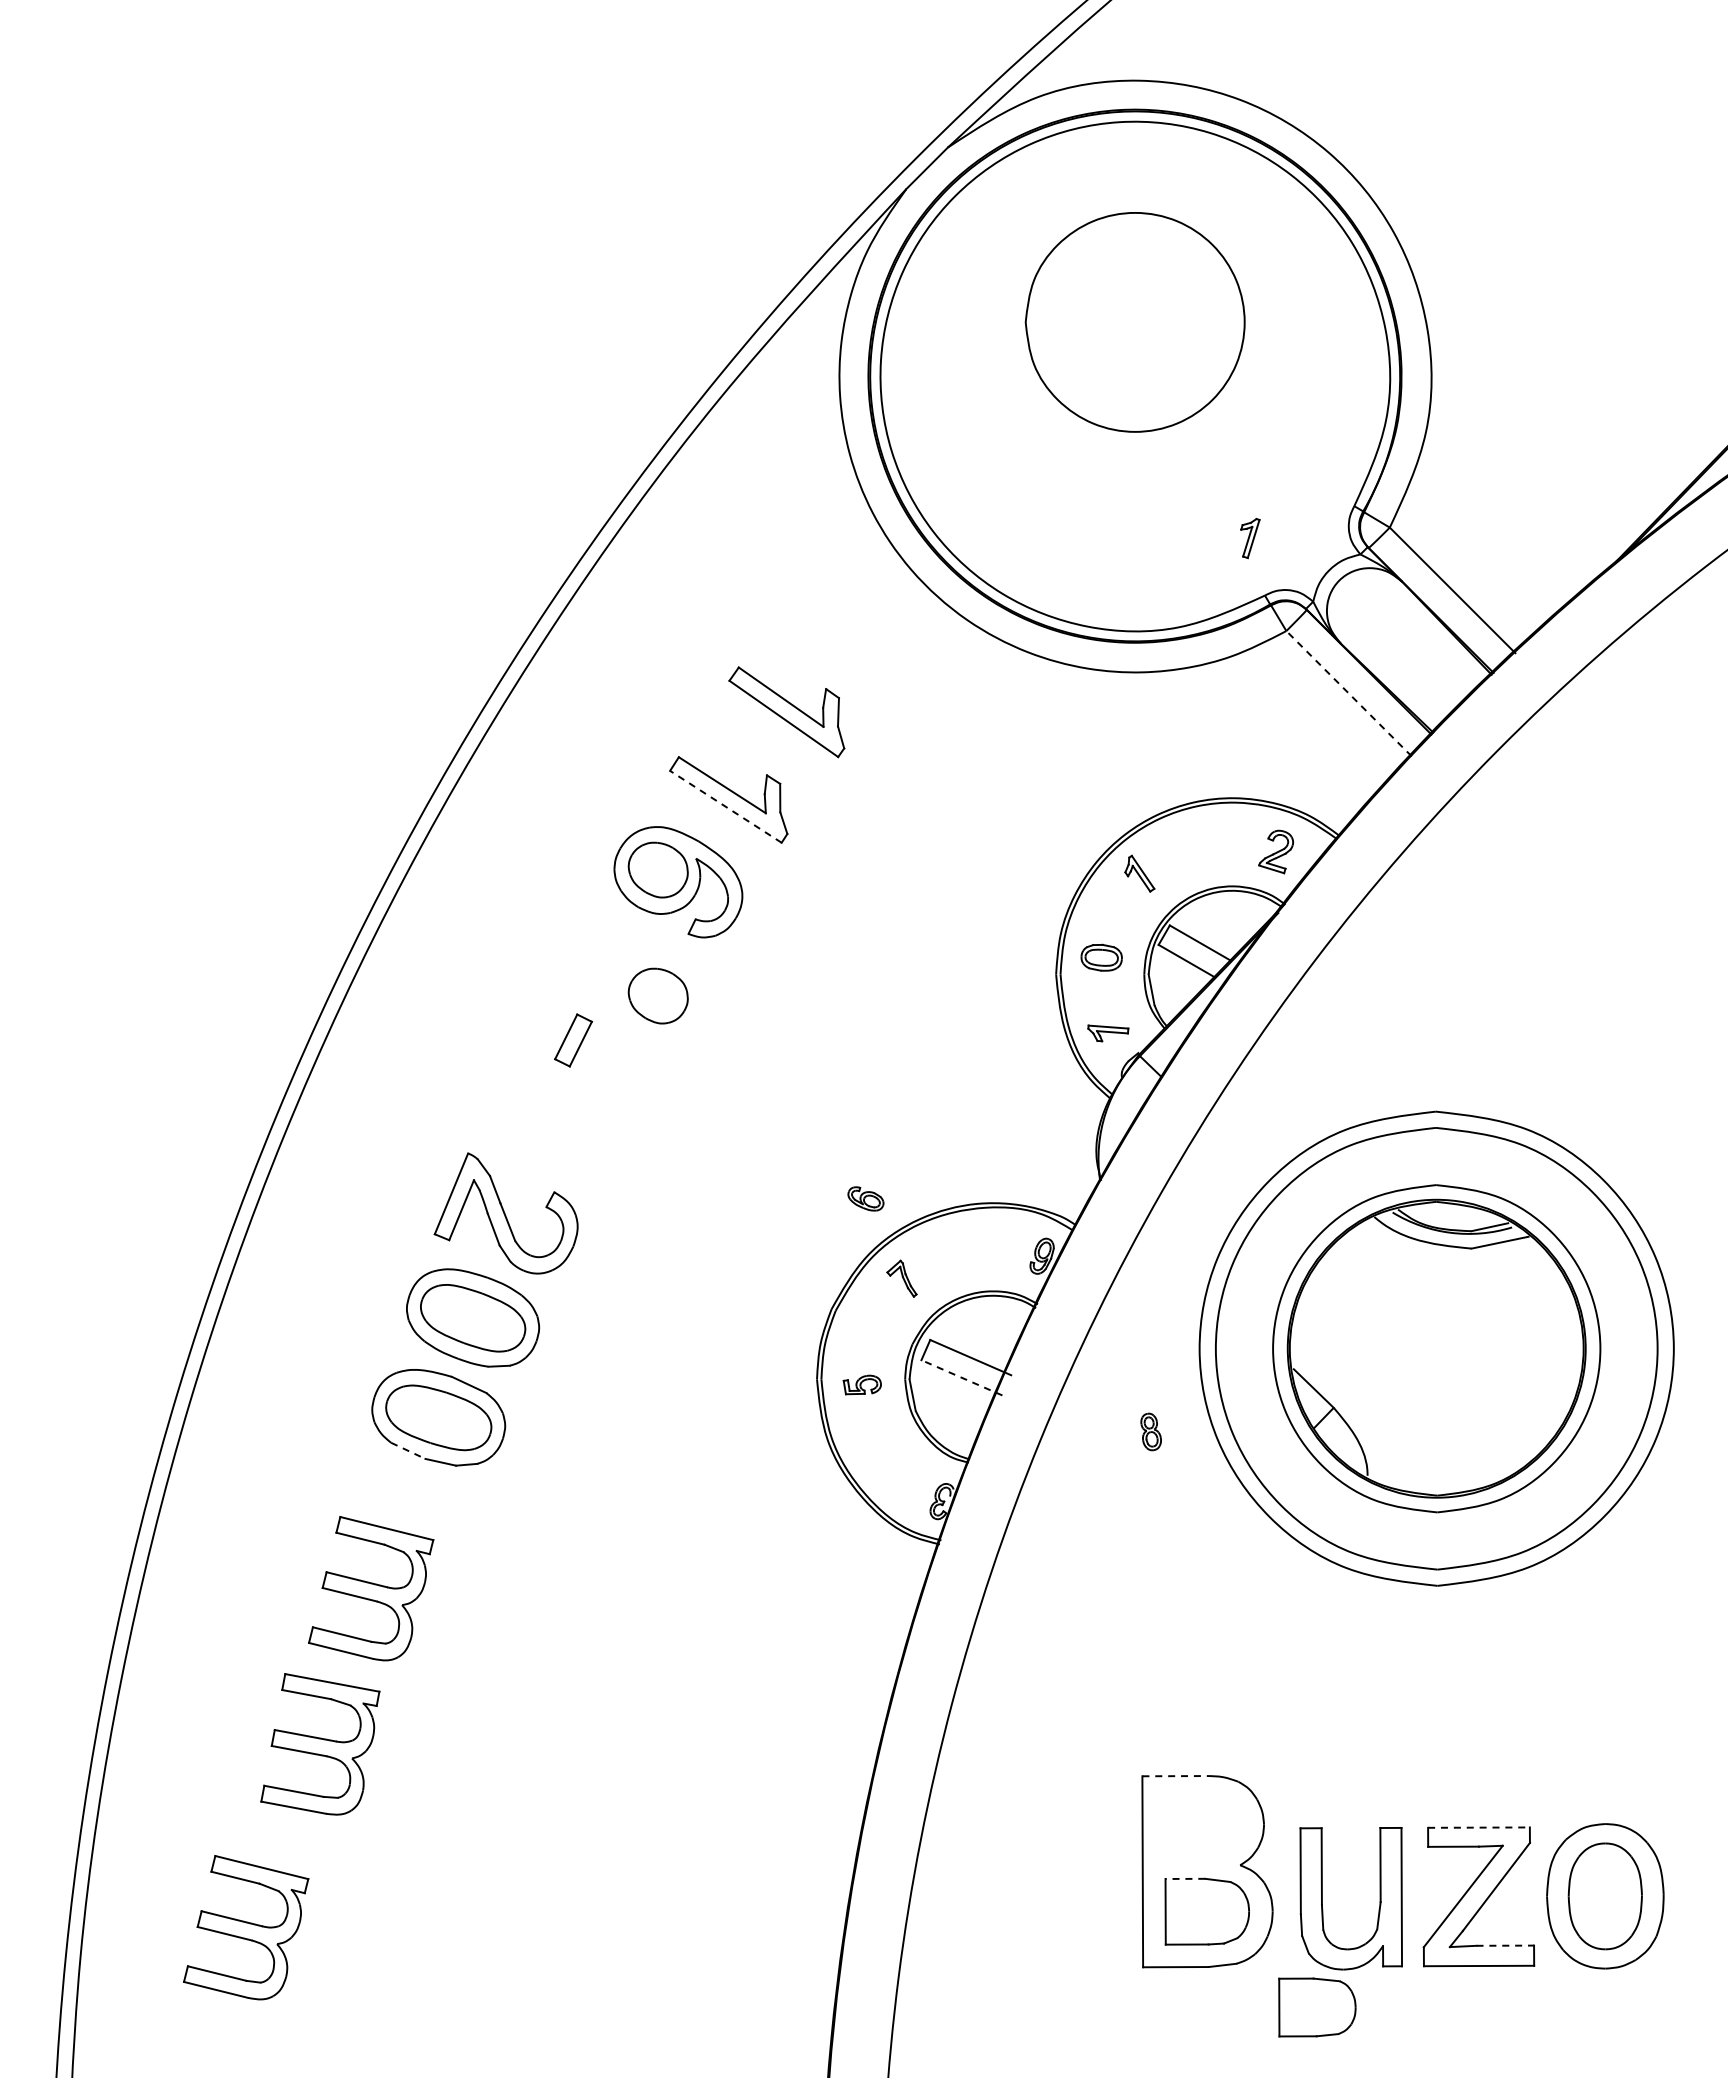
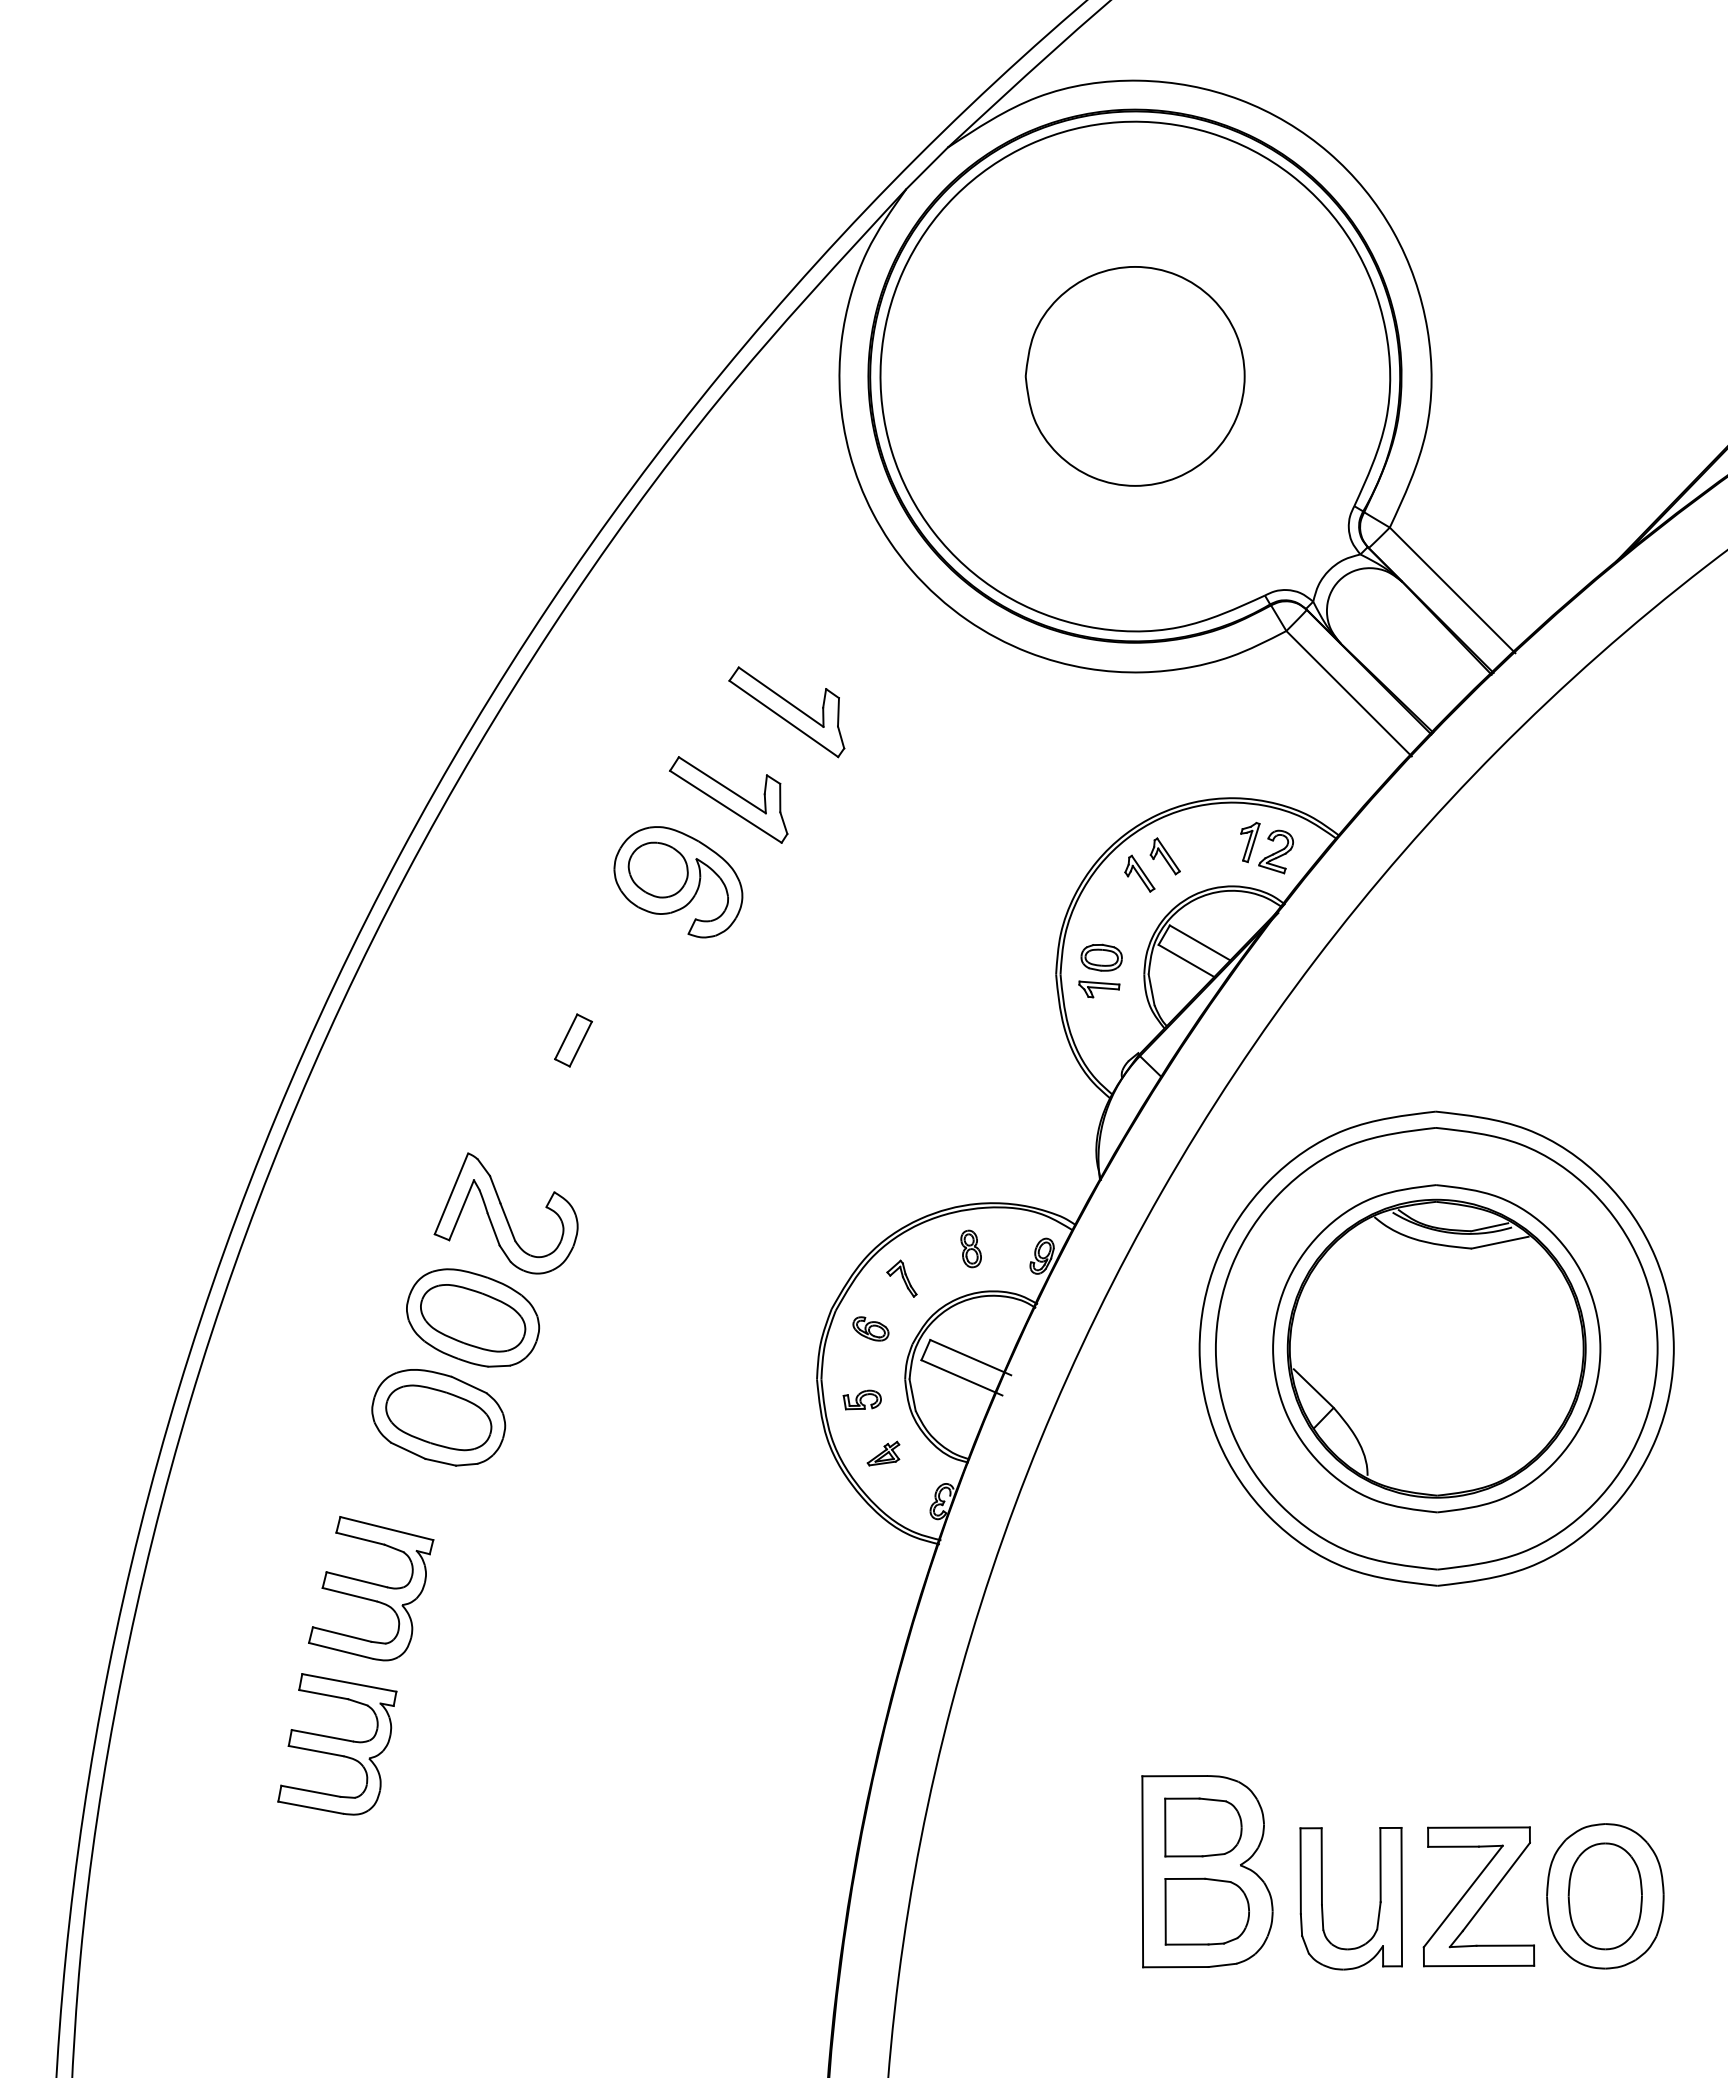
part position: (1134, 322) -> (1134, 376) (1134, 376)
part position: (1250, 538) -> (1250, 842) (1250, 842)
line: dashed -> solid (1349, 693)
line: dashed -> solid (725, 806)
part: none -> present (1164, 856)
part: present -> none (657, 995)
part position: (1108, 1033) -> (1099, 989) (1099, 989)
part position: (865, 1198) -> (870, 1328) (870, 1328)
line: dashed -> solid (961, 1377)
part position: (861, 1384) -> (861, 1399) (861, 1399)
part position: (1150, 1431) -> (970, 1248) (970, 1248)
line: dashed -> solid (408, 1450)
part: none -> present (883, 1453)
part position: (320, 1744) -> (337, 1744) (337, 1744)
line: dashed -> solid (1175, 1776)
line: dashed -> solid (1478, 1827)
line: dashed -> solid (1185, 1878)
part: present -> none (246, 1927)
line: dashed -> solid (1505, 1945)
part position: (1317, 2007) -> (1203, 1827) (1203, 1827)
